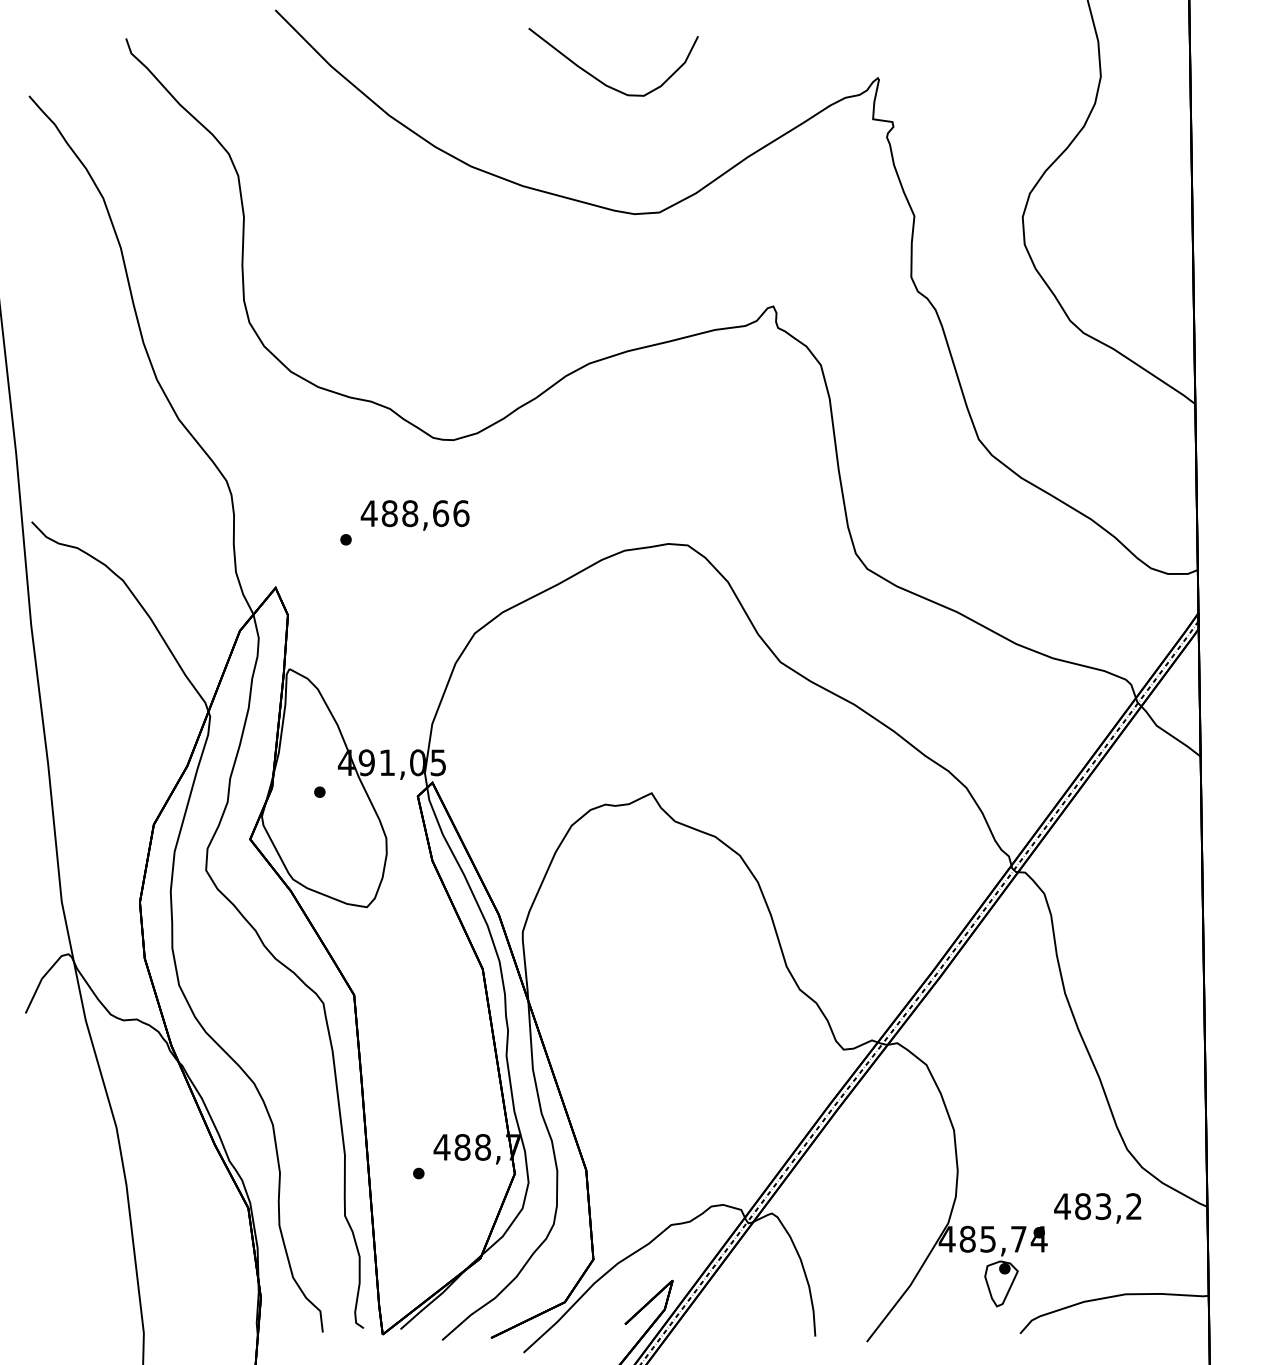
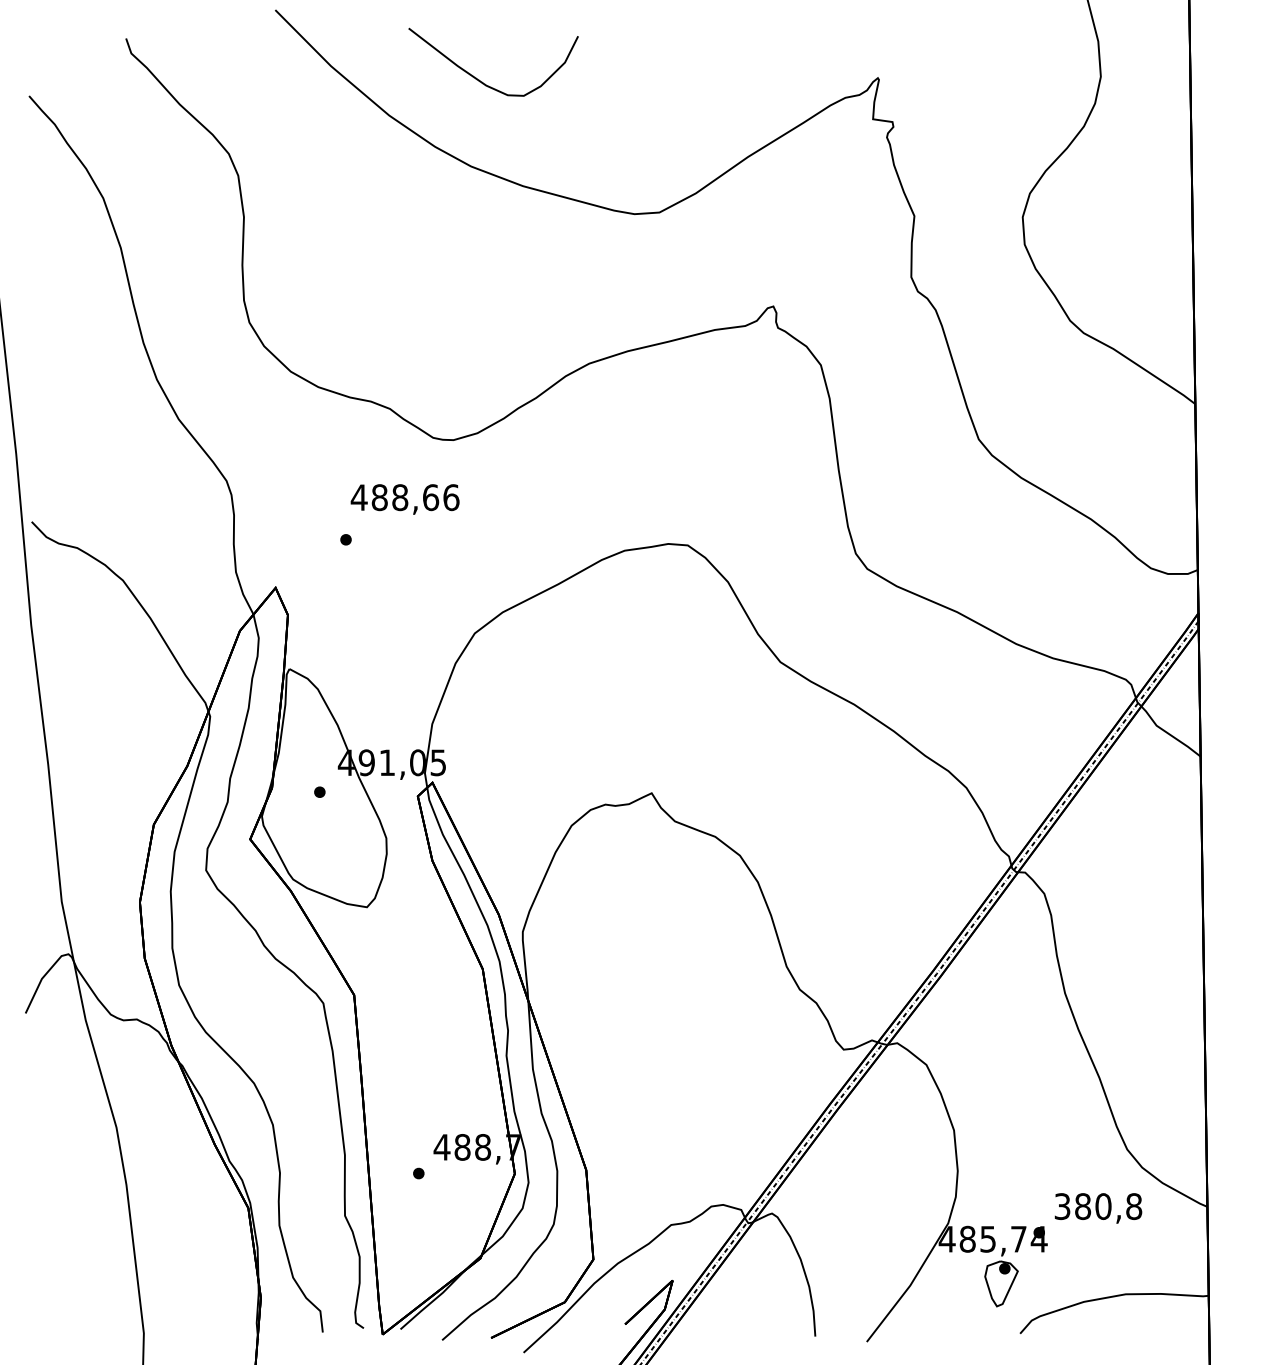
curve position: (599, 79) -> (479, 79) (479, 79)
text position: (414, 515) -> (404, 499) (404, 499)
text: 483,2 -> 380,8 (1098, 1206)
